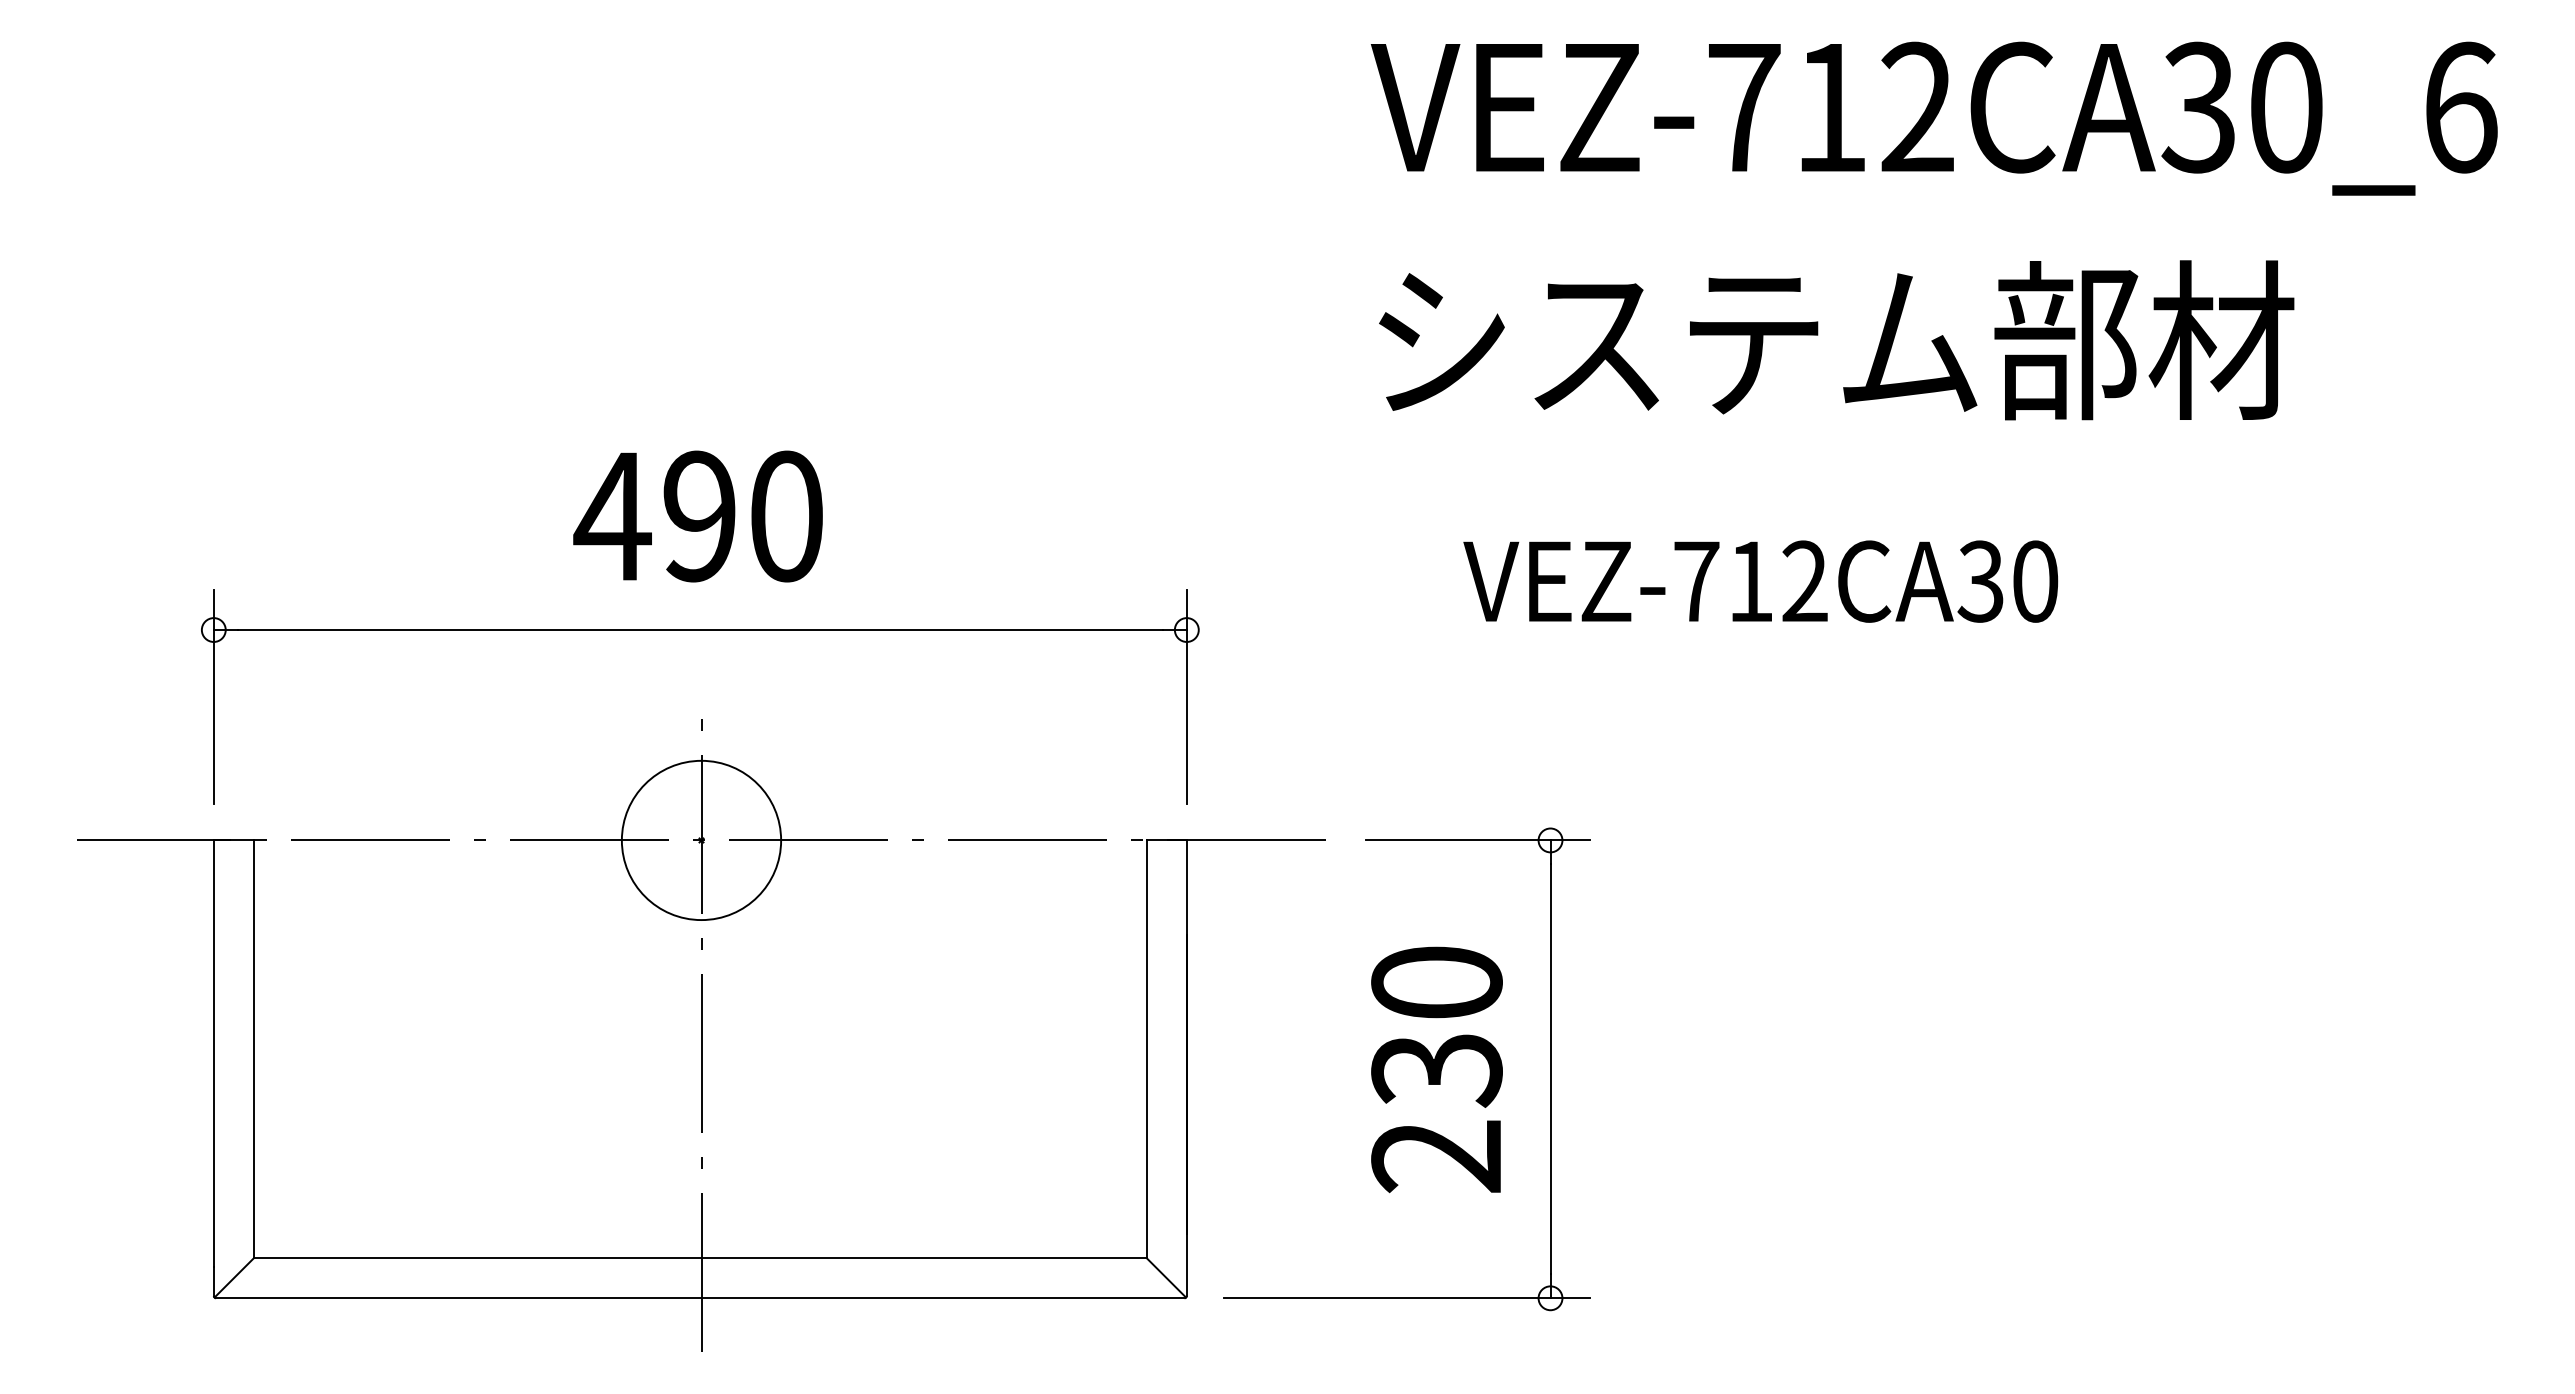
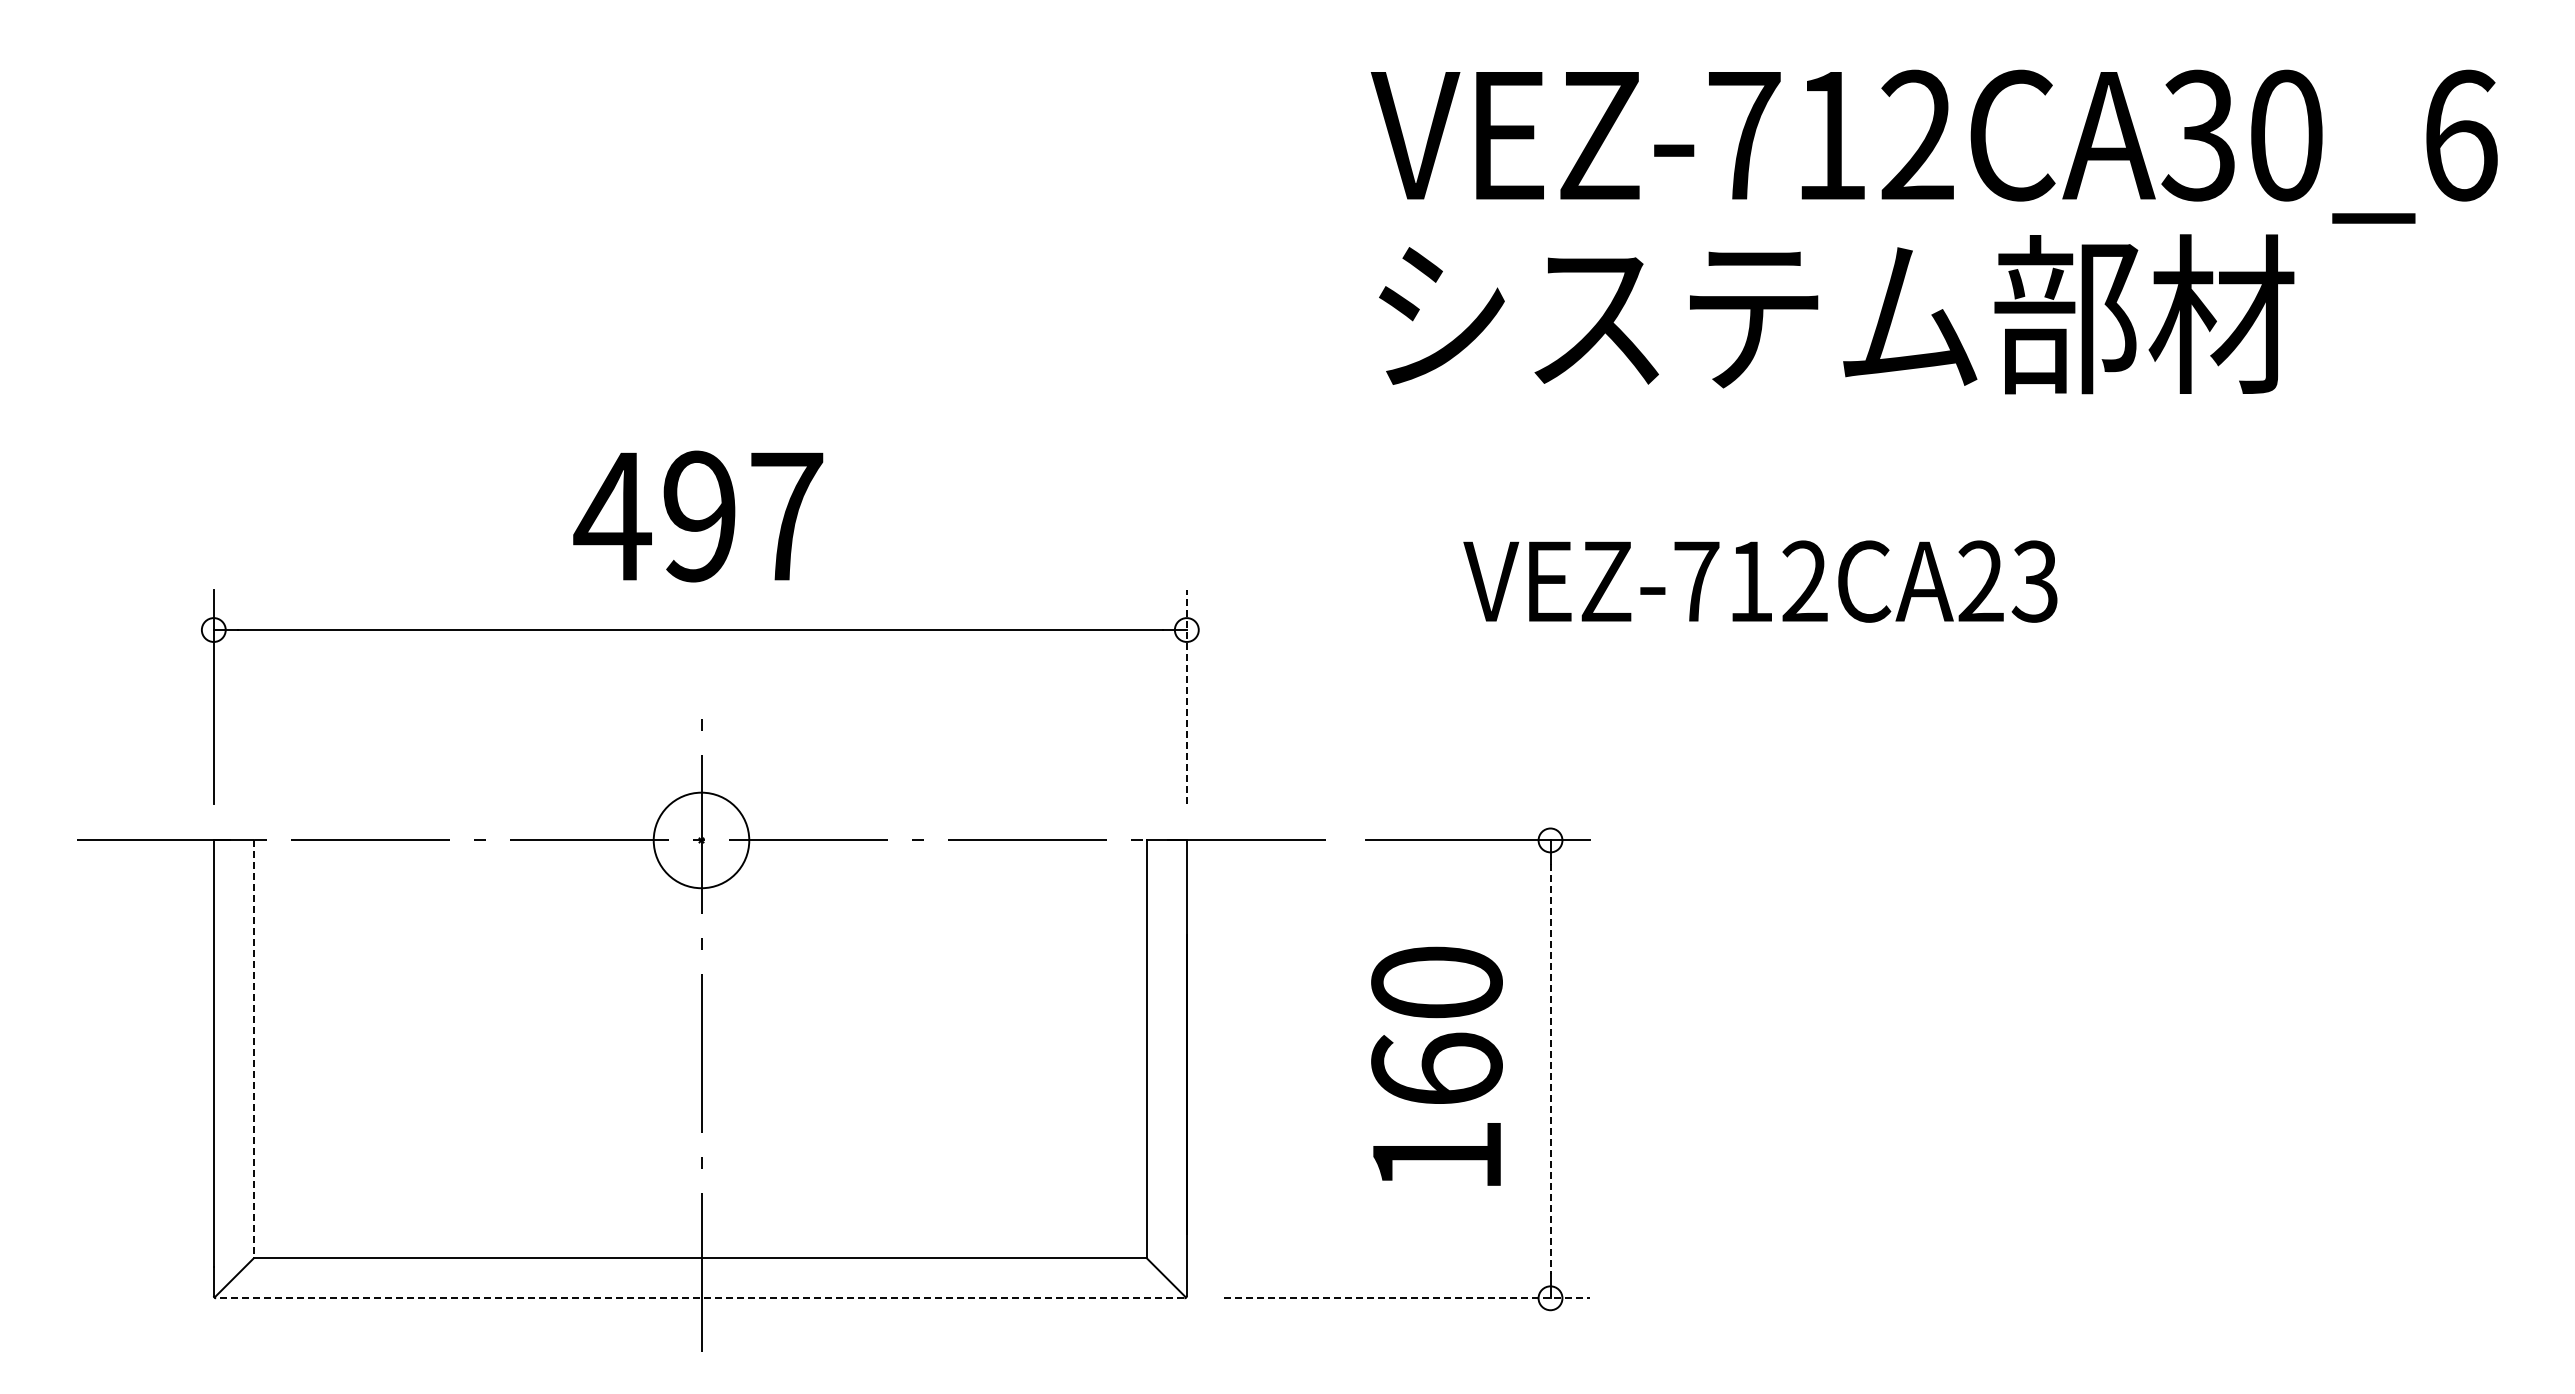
text position: (1933, 118) -> (1933, 146) (1933, 146)
text position: (1836, 340) -> (1836, 314) (1836, 314)
text: 490 -> 497 (787, 516)
text: VEZ-712CA30 -> VEZ-712CA23 (2007, 581)
line: solid -> dashed (1186, 697)
circle diameter: 159 px -> 96 px (701, 840)
line: solid -> dashed (253, 1049)
line: solid -> dashed (1550, 1069)
text: 230 -> 160 (1436, 1112)
line: solid -> dashed (699, 1298)
line: solid -> dashed (1407, 1298)
